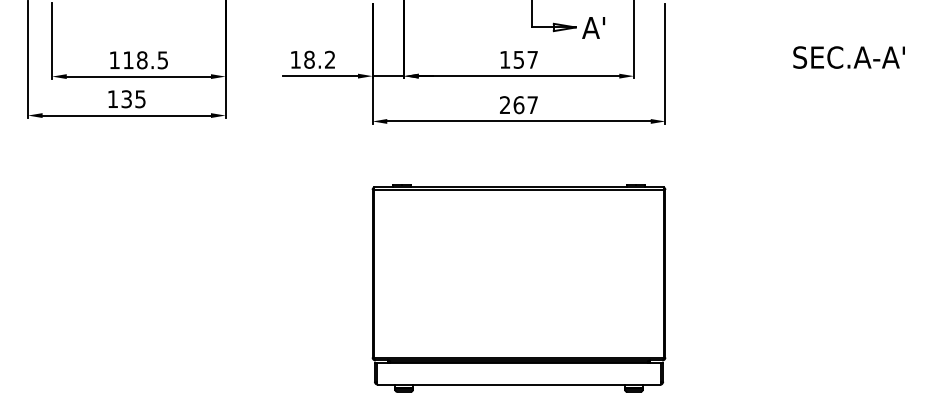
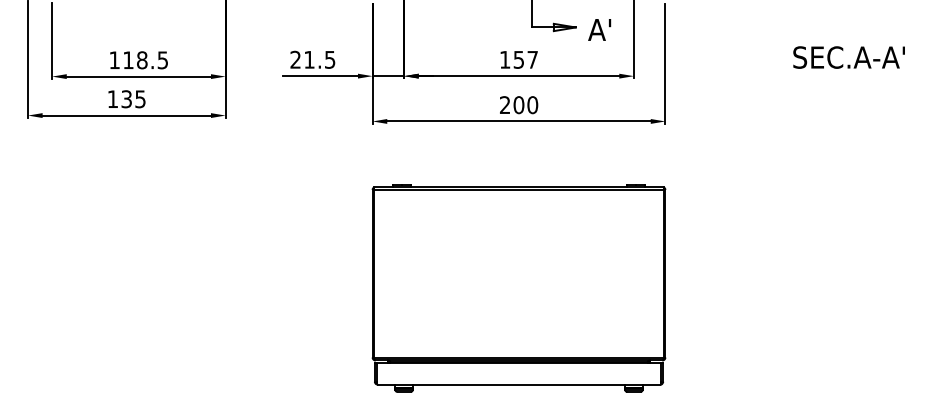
text position: (593, 27) -> (599, 29) (599, 29)
text: 18.2 -> 21.5 (312, 59)
text: 267 -> 200 (525, 105)
